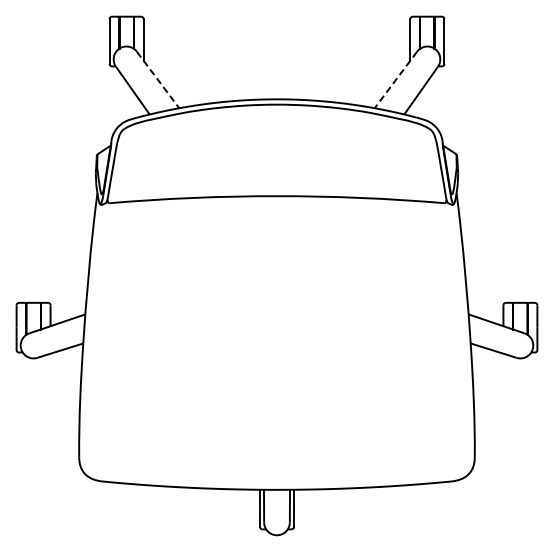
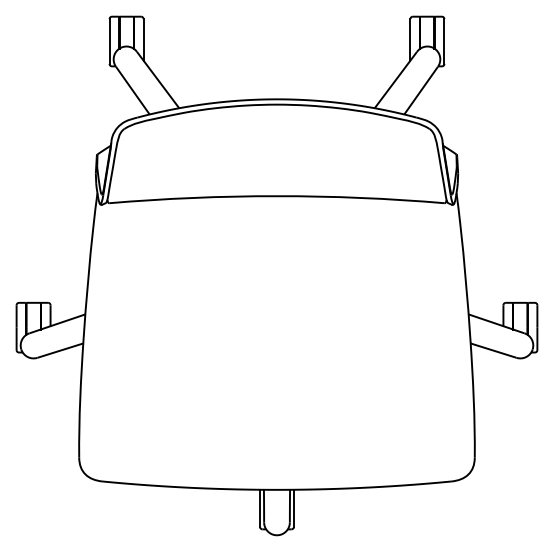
line: dashed -> solid (158, 80)
line: dashed -> solid (395, 80)
